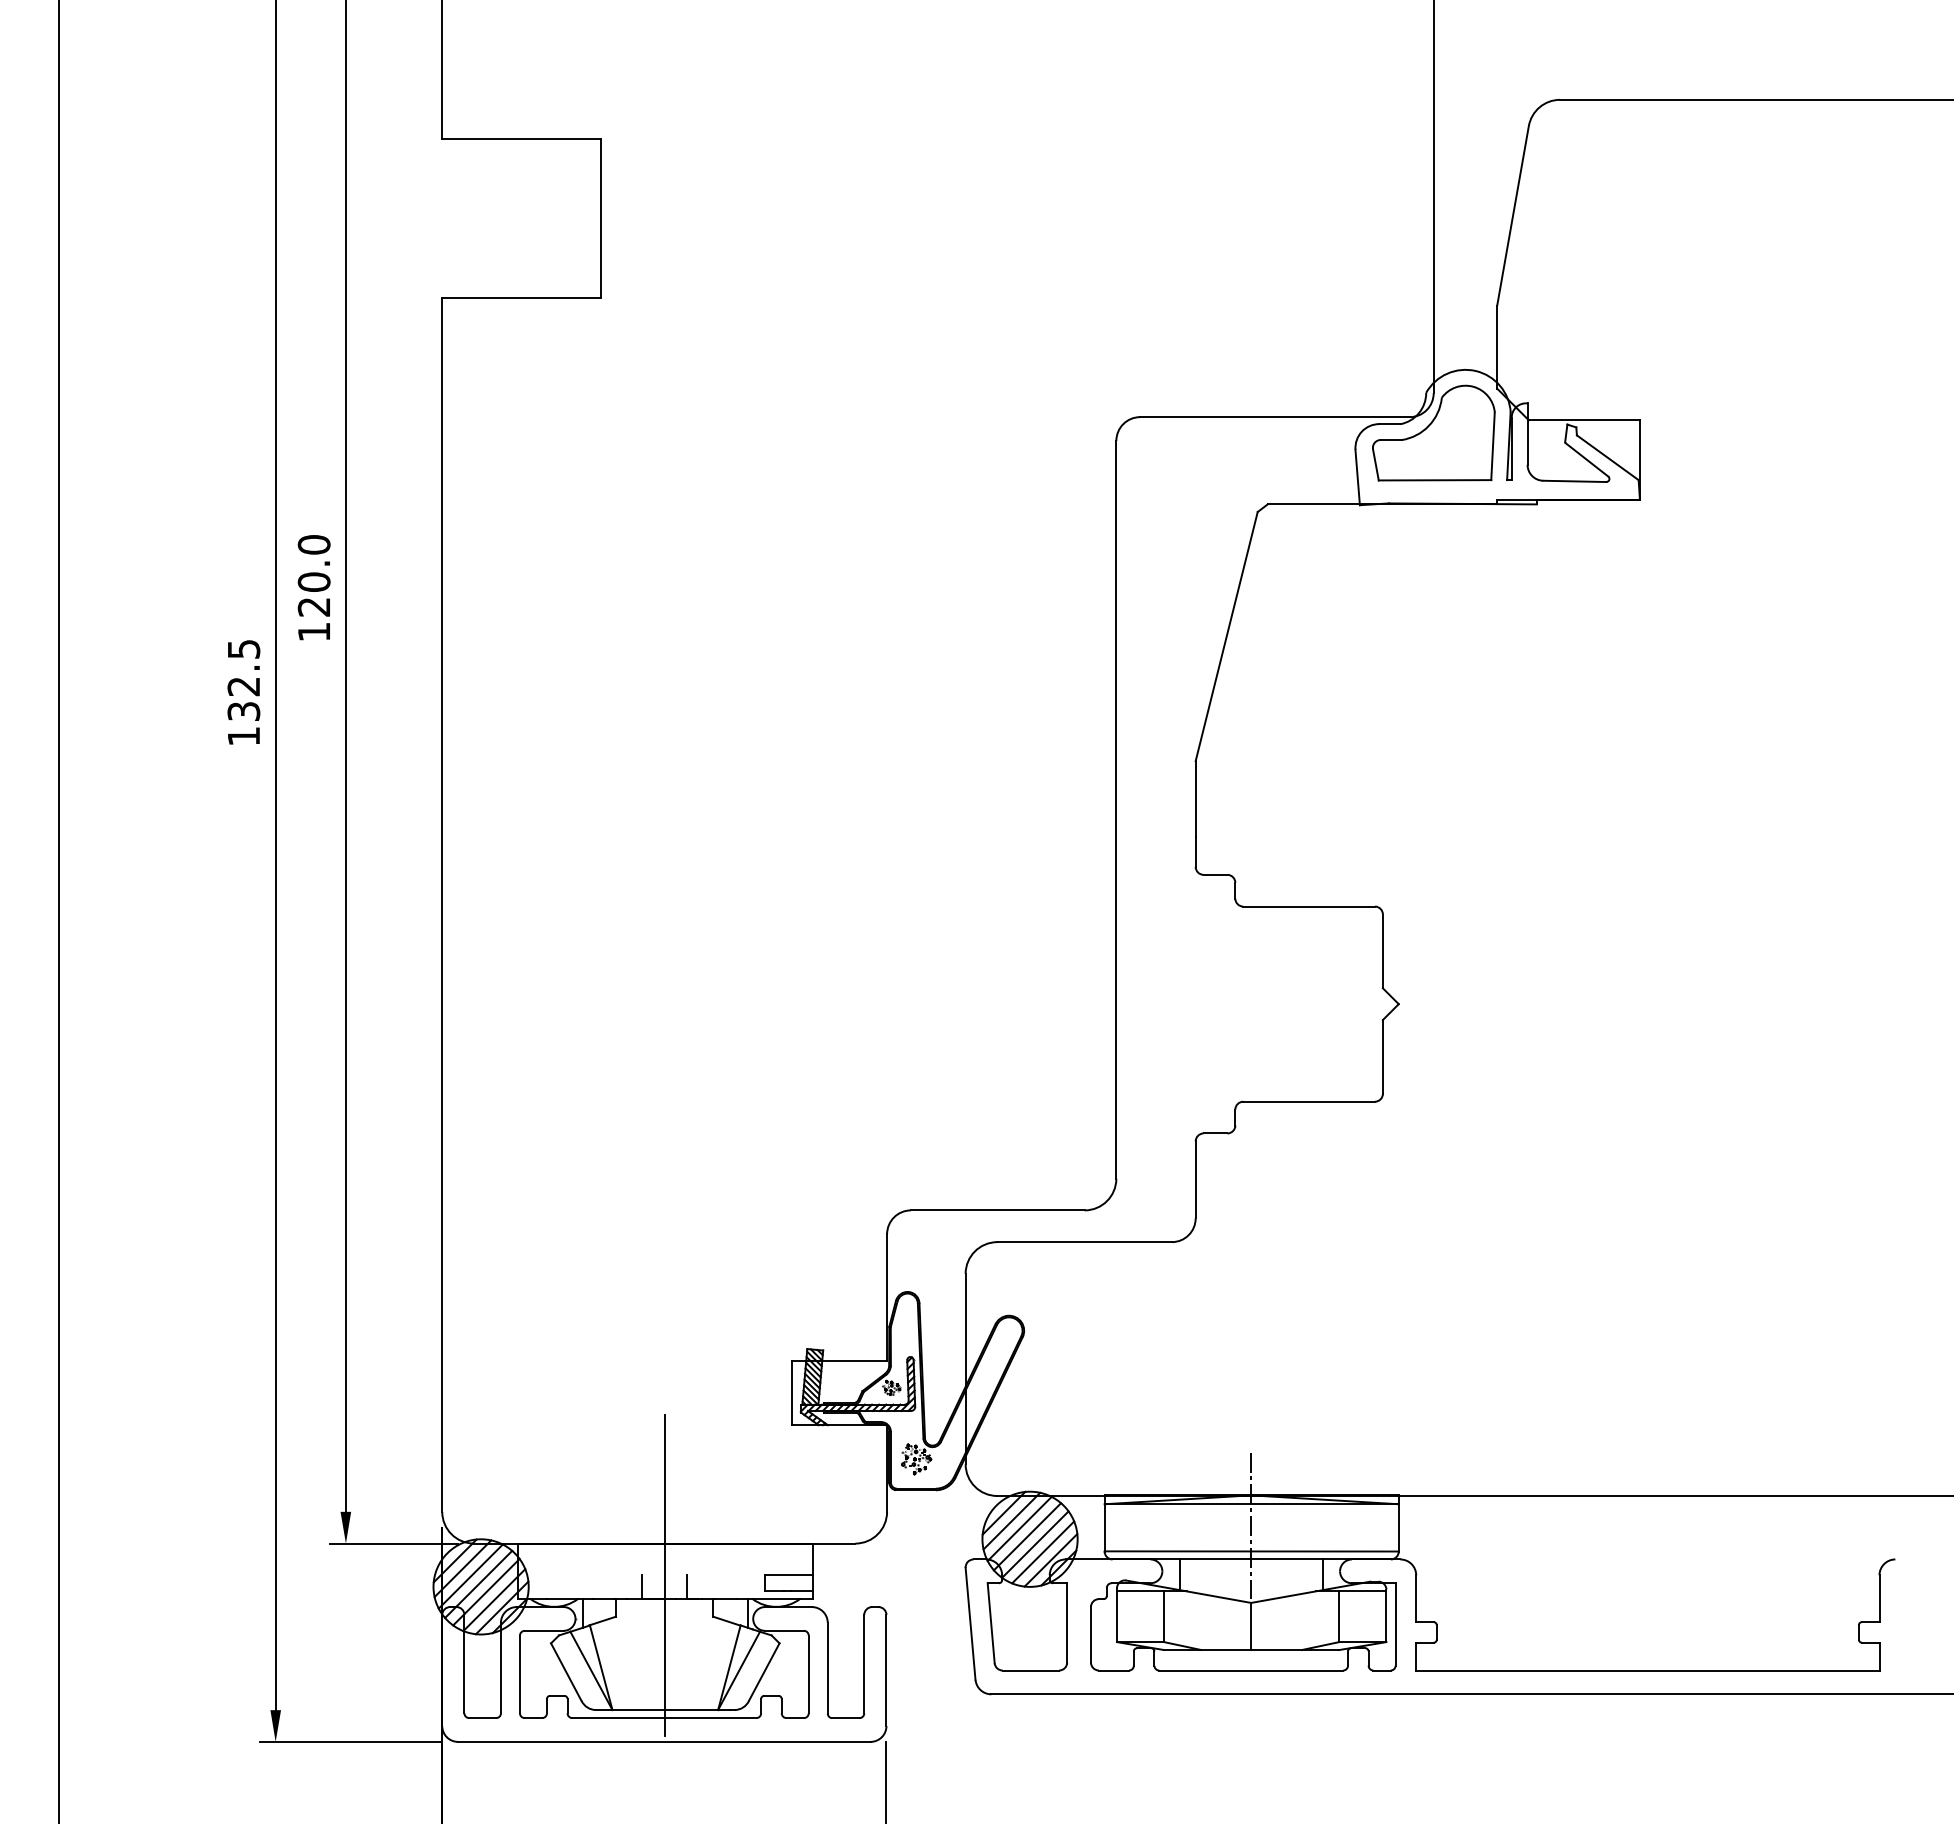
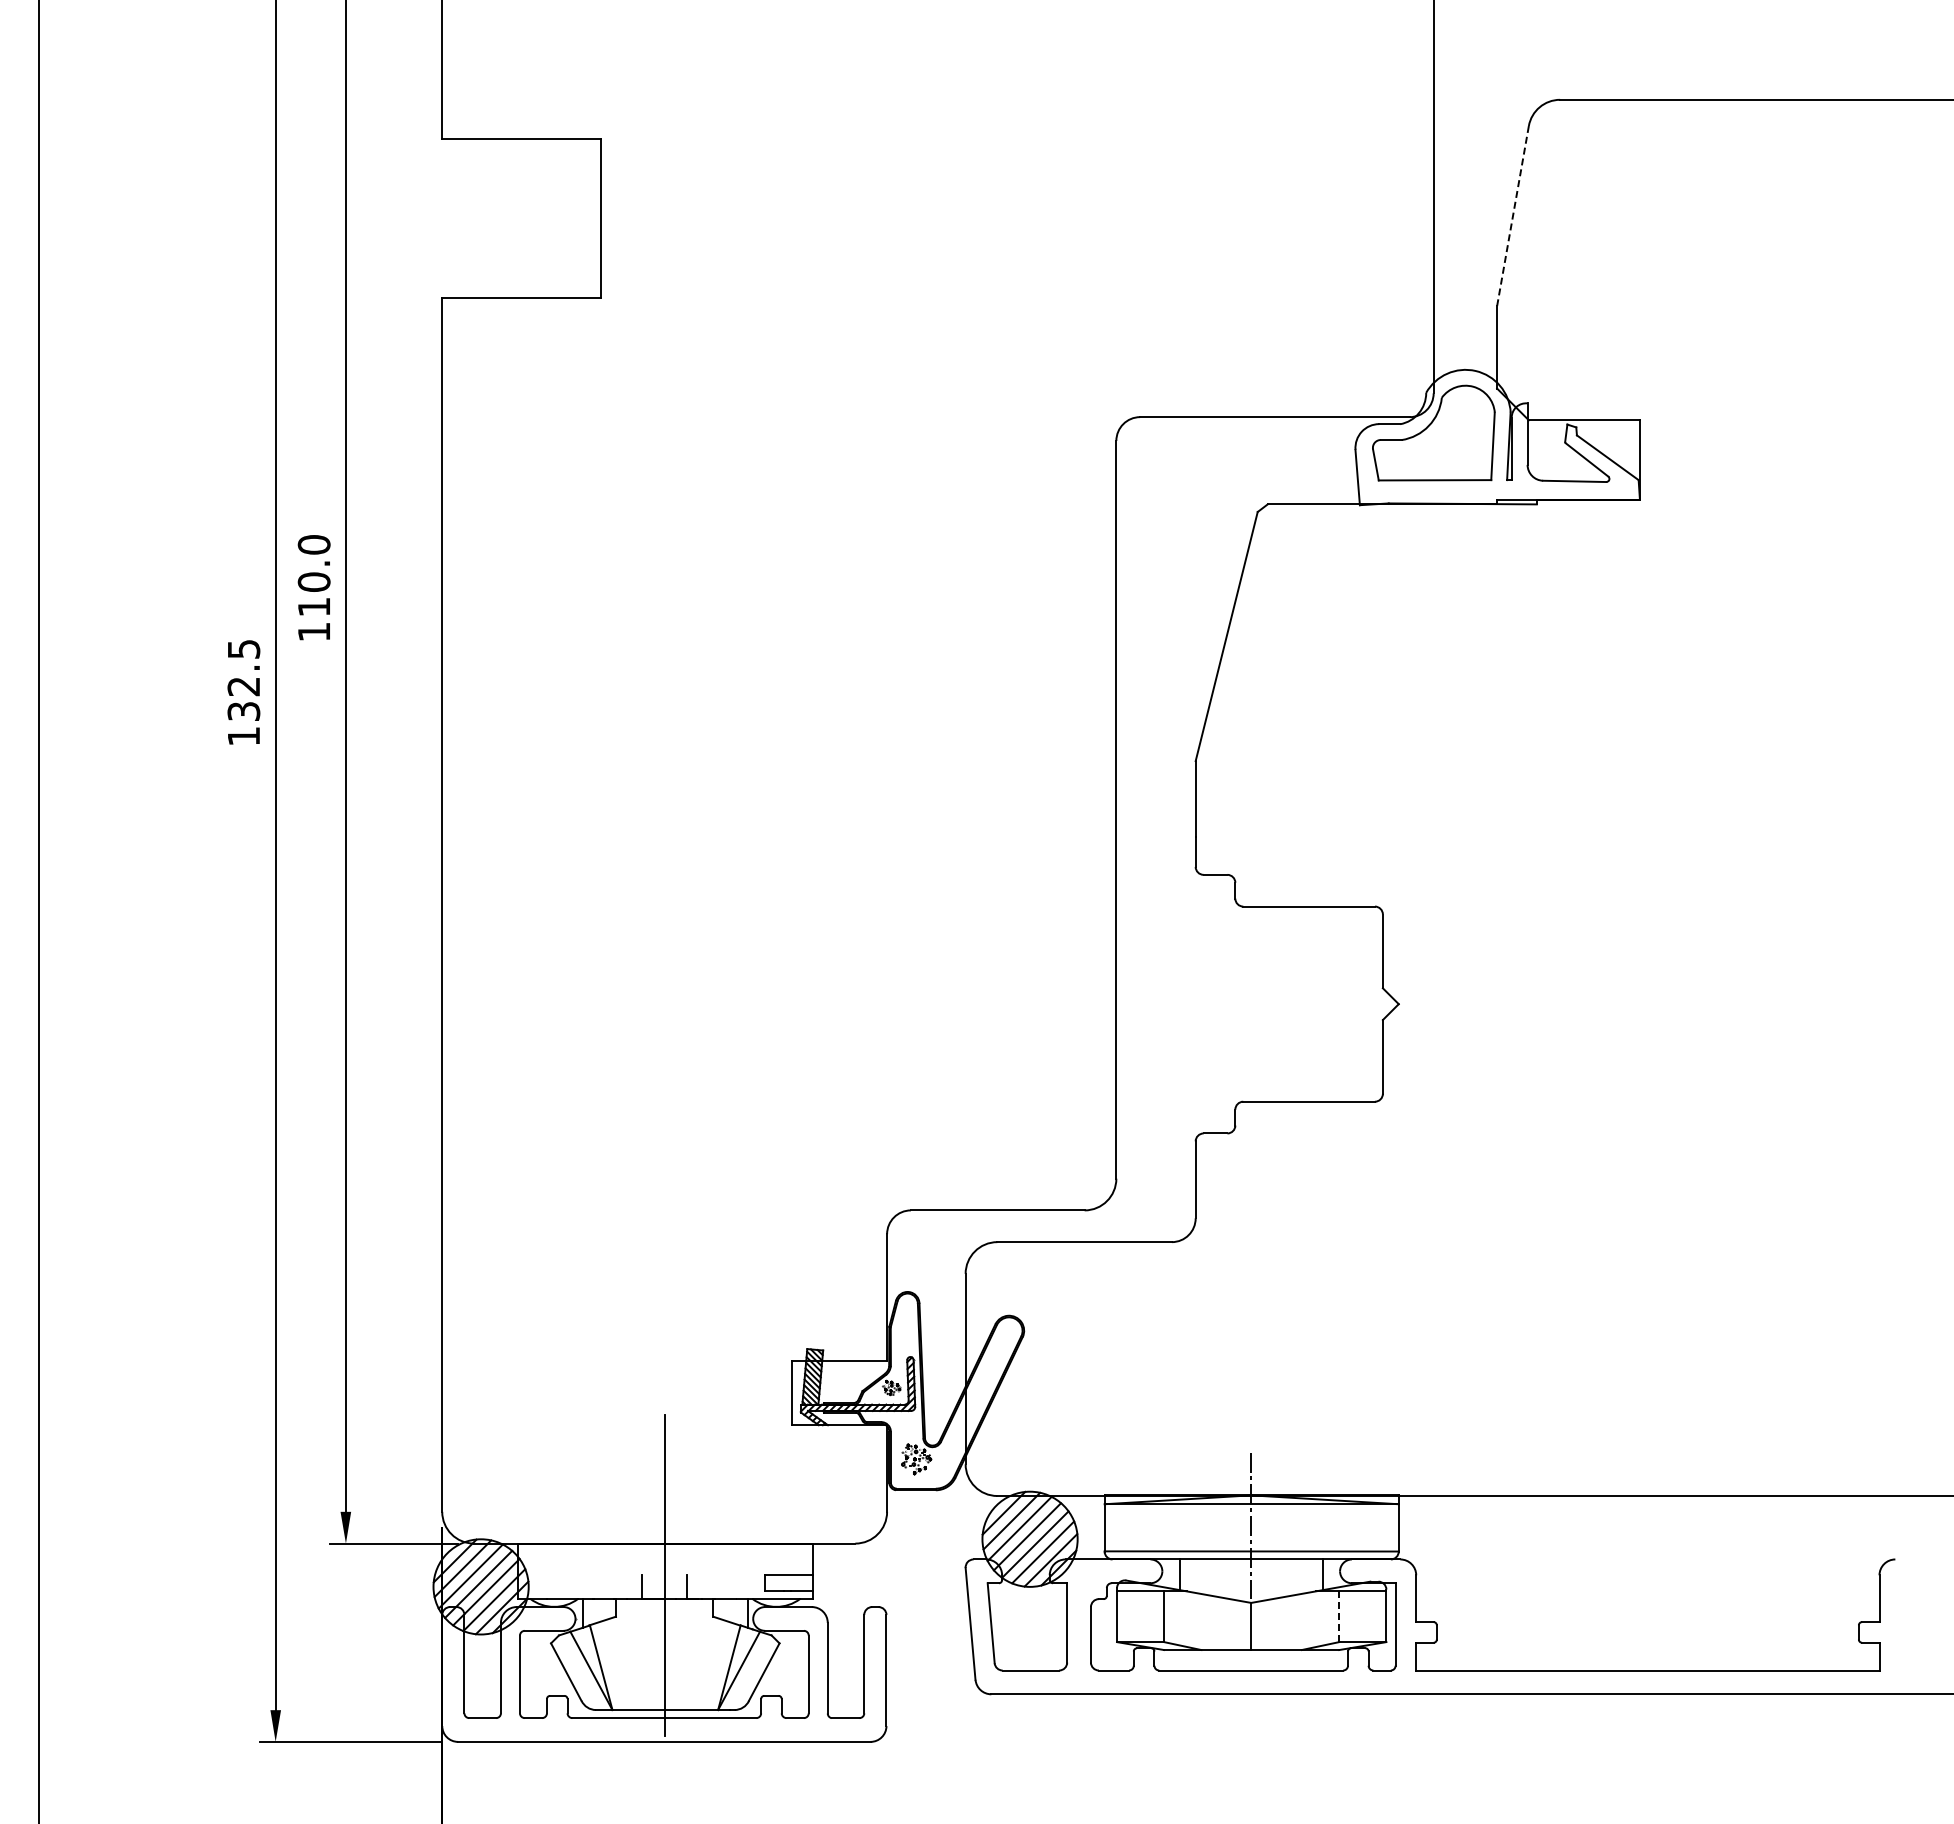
line: solid -> dashed (1512, 216)
text: 120.0 -> 110.0 (313, 607)
line position: (58, 911) -> (38, 911) (38, 911)
line: solid -> dashed (1339, 1617)
line: present -> none (886, 1780)
